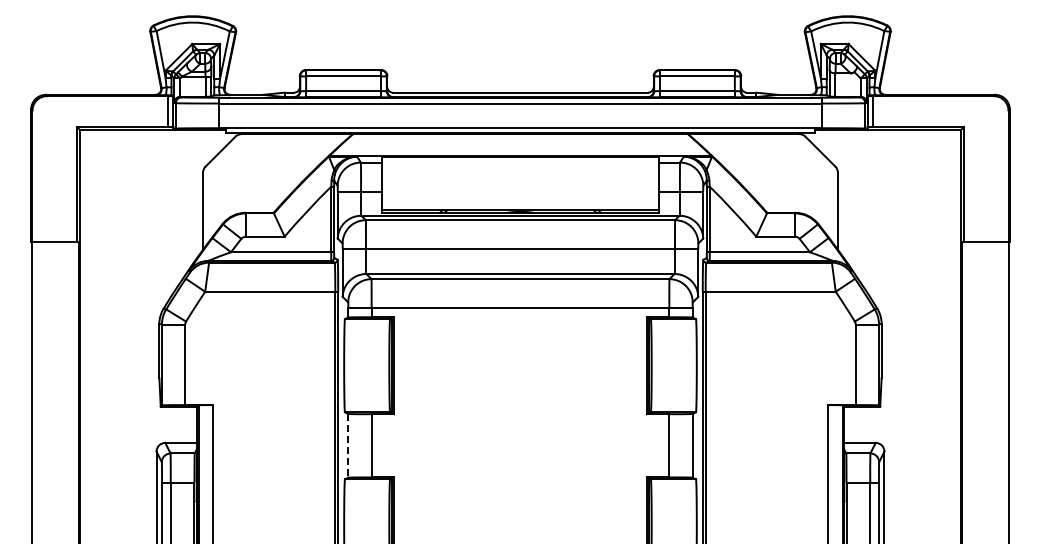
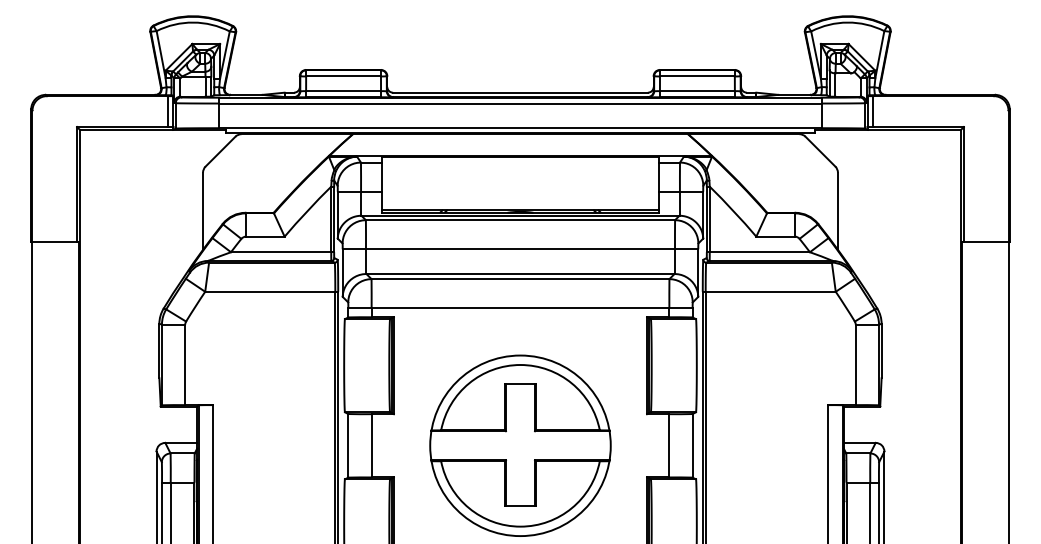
line: dashed -> solid (348, 445)
part: none -> present (520, 445)
